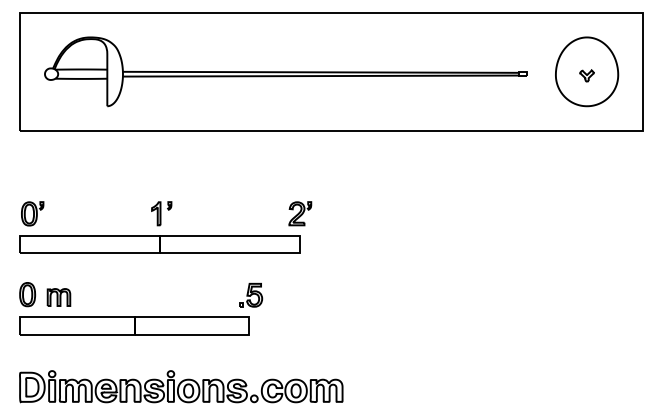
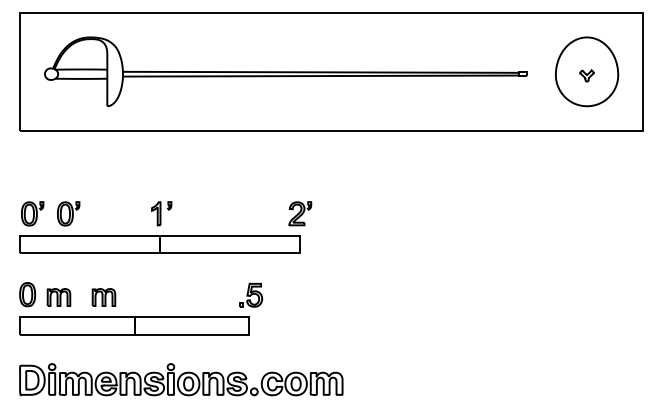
part: none -> present (68, 213)
part: none -> present (103, 297)
part position: (181, 386) -> (181, 379) (181, 379)
